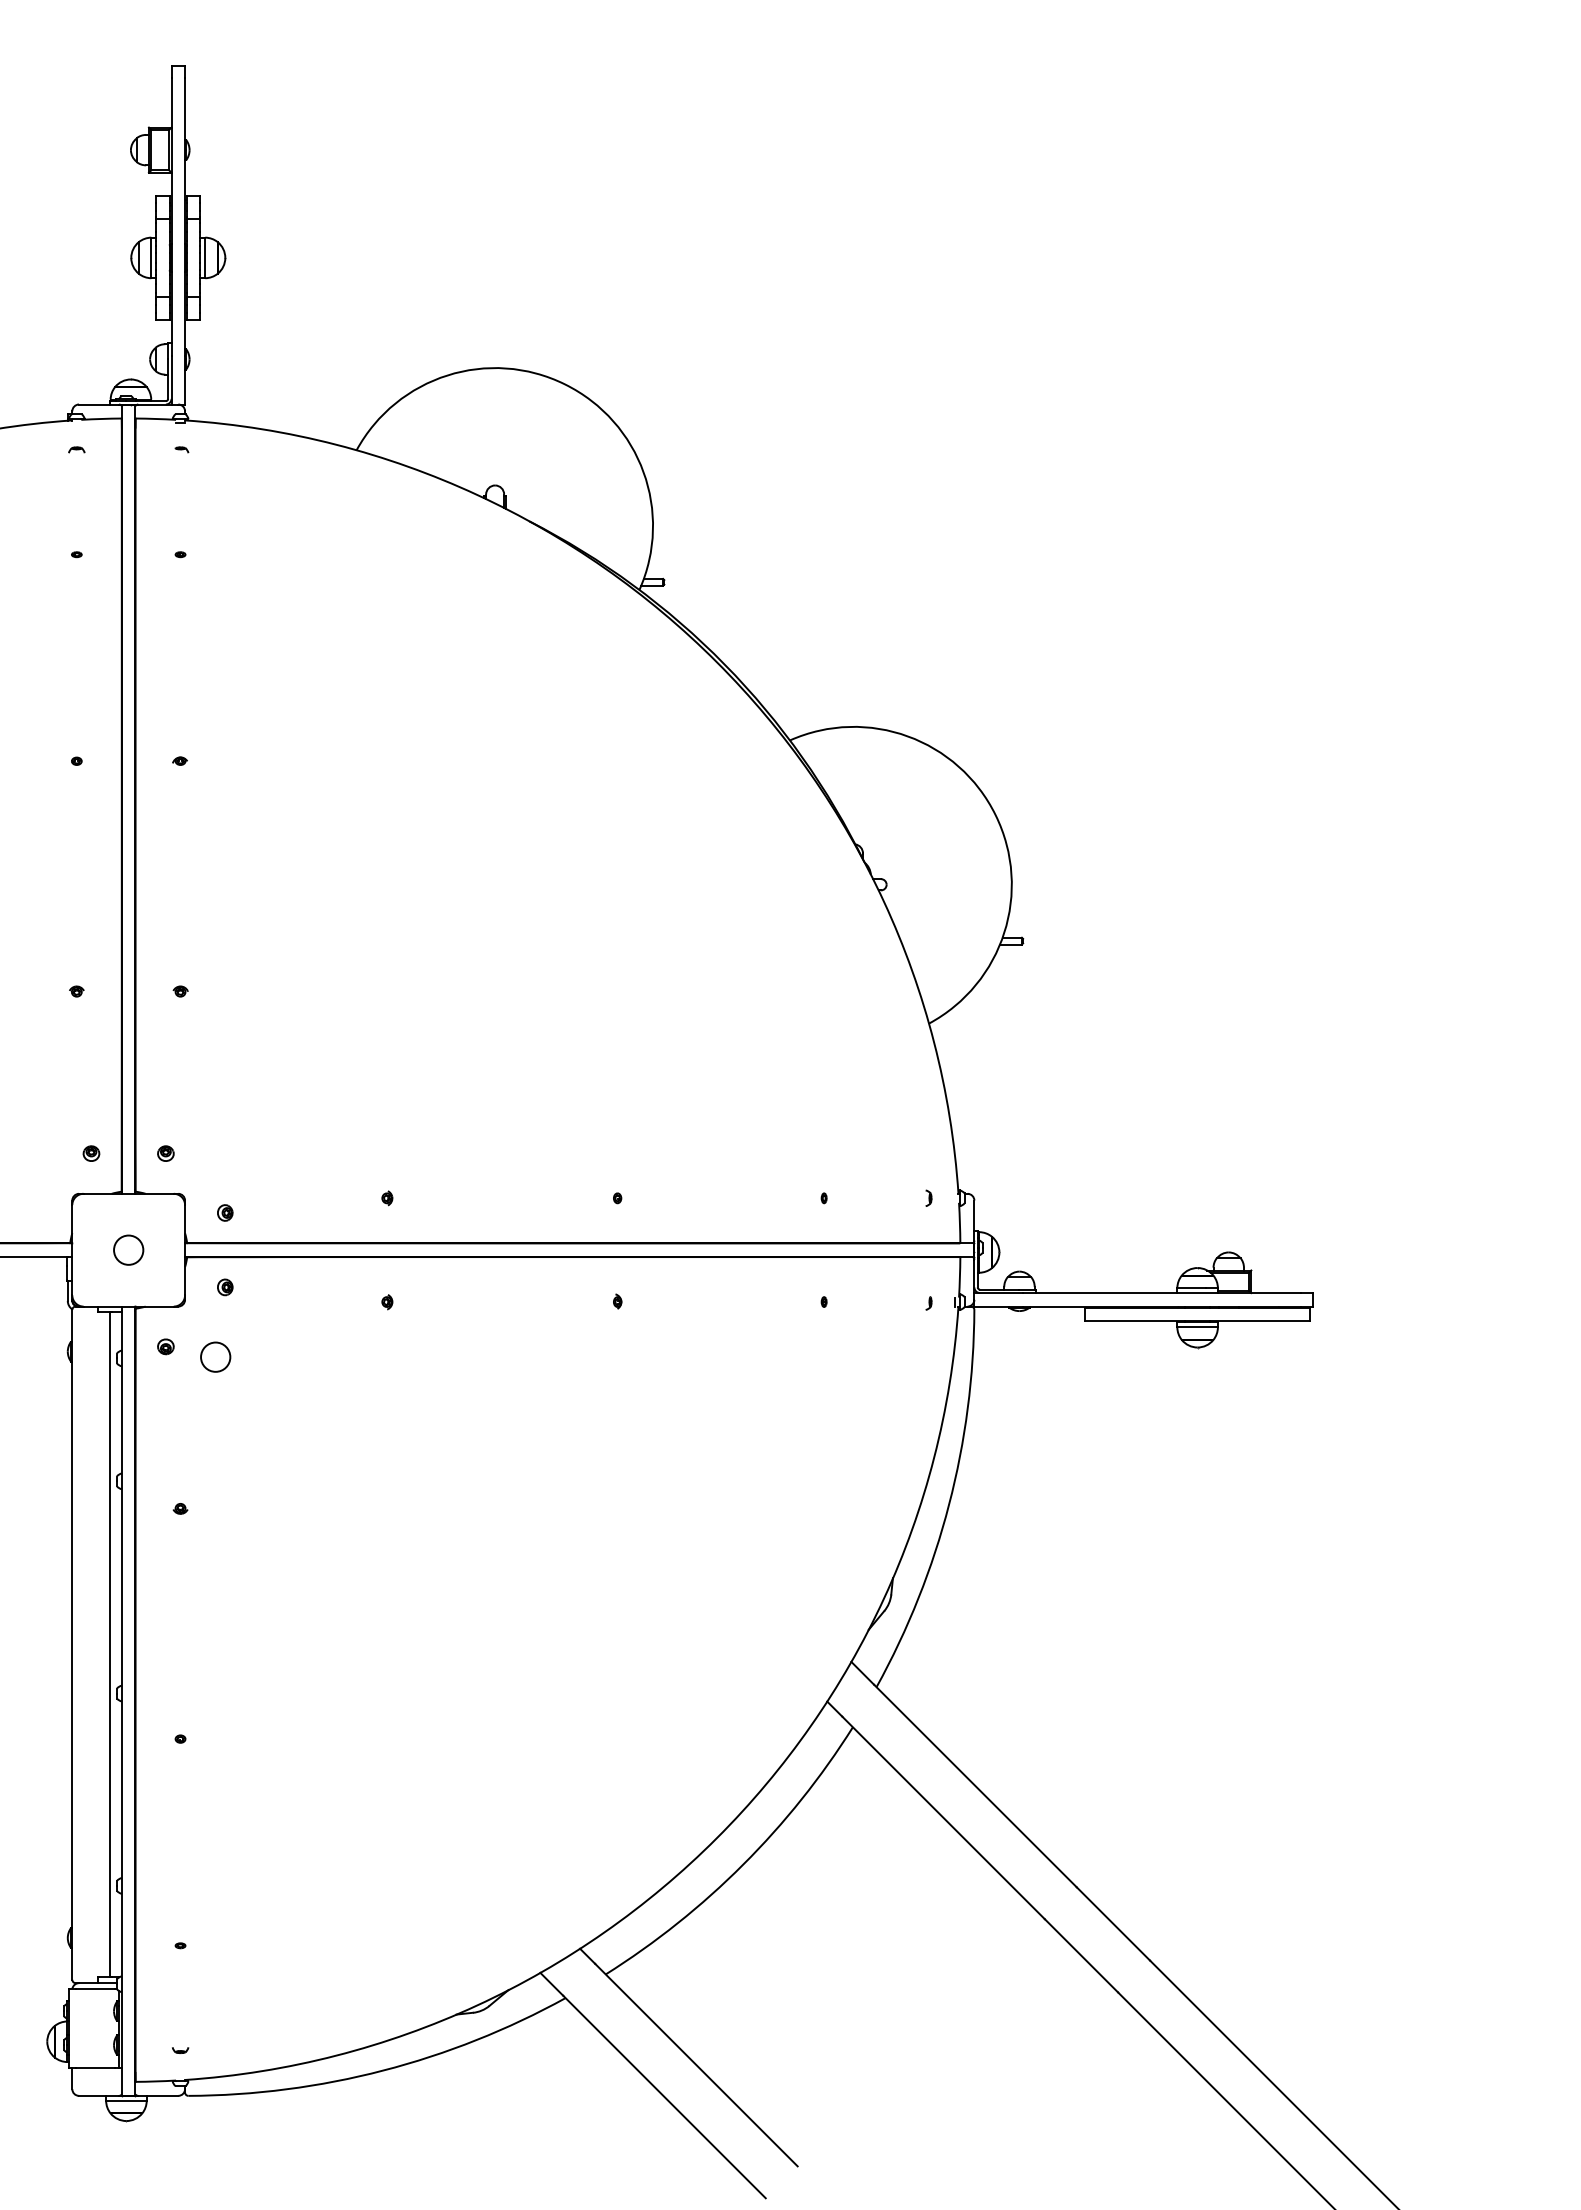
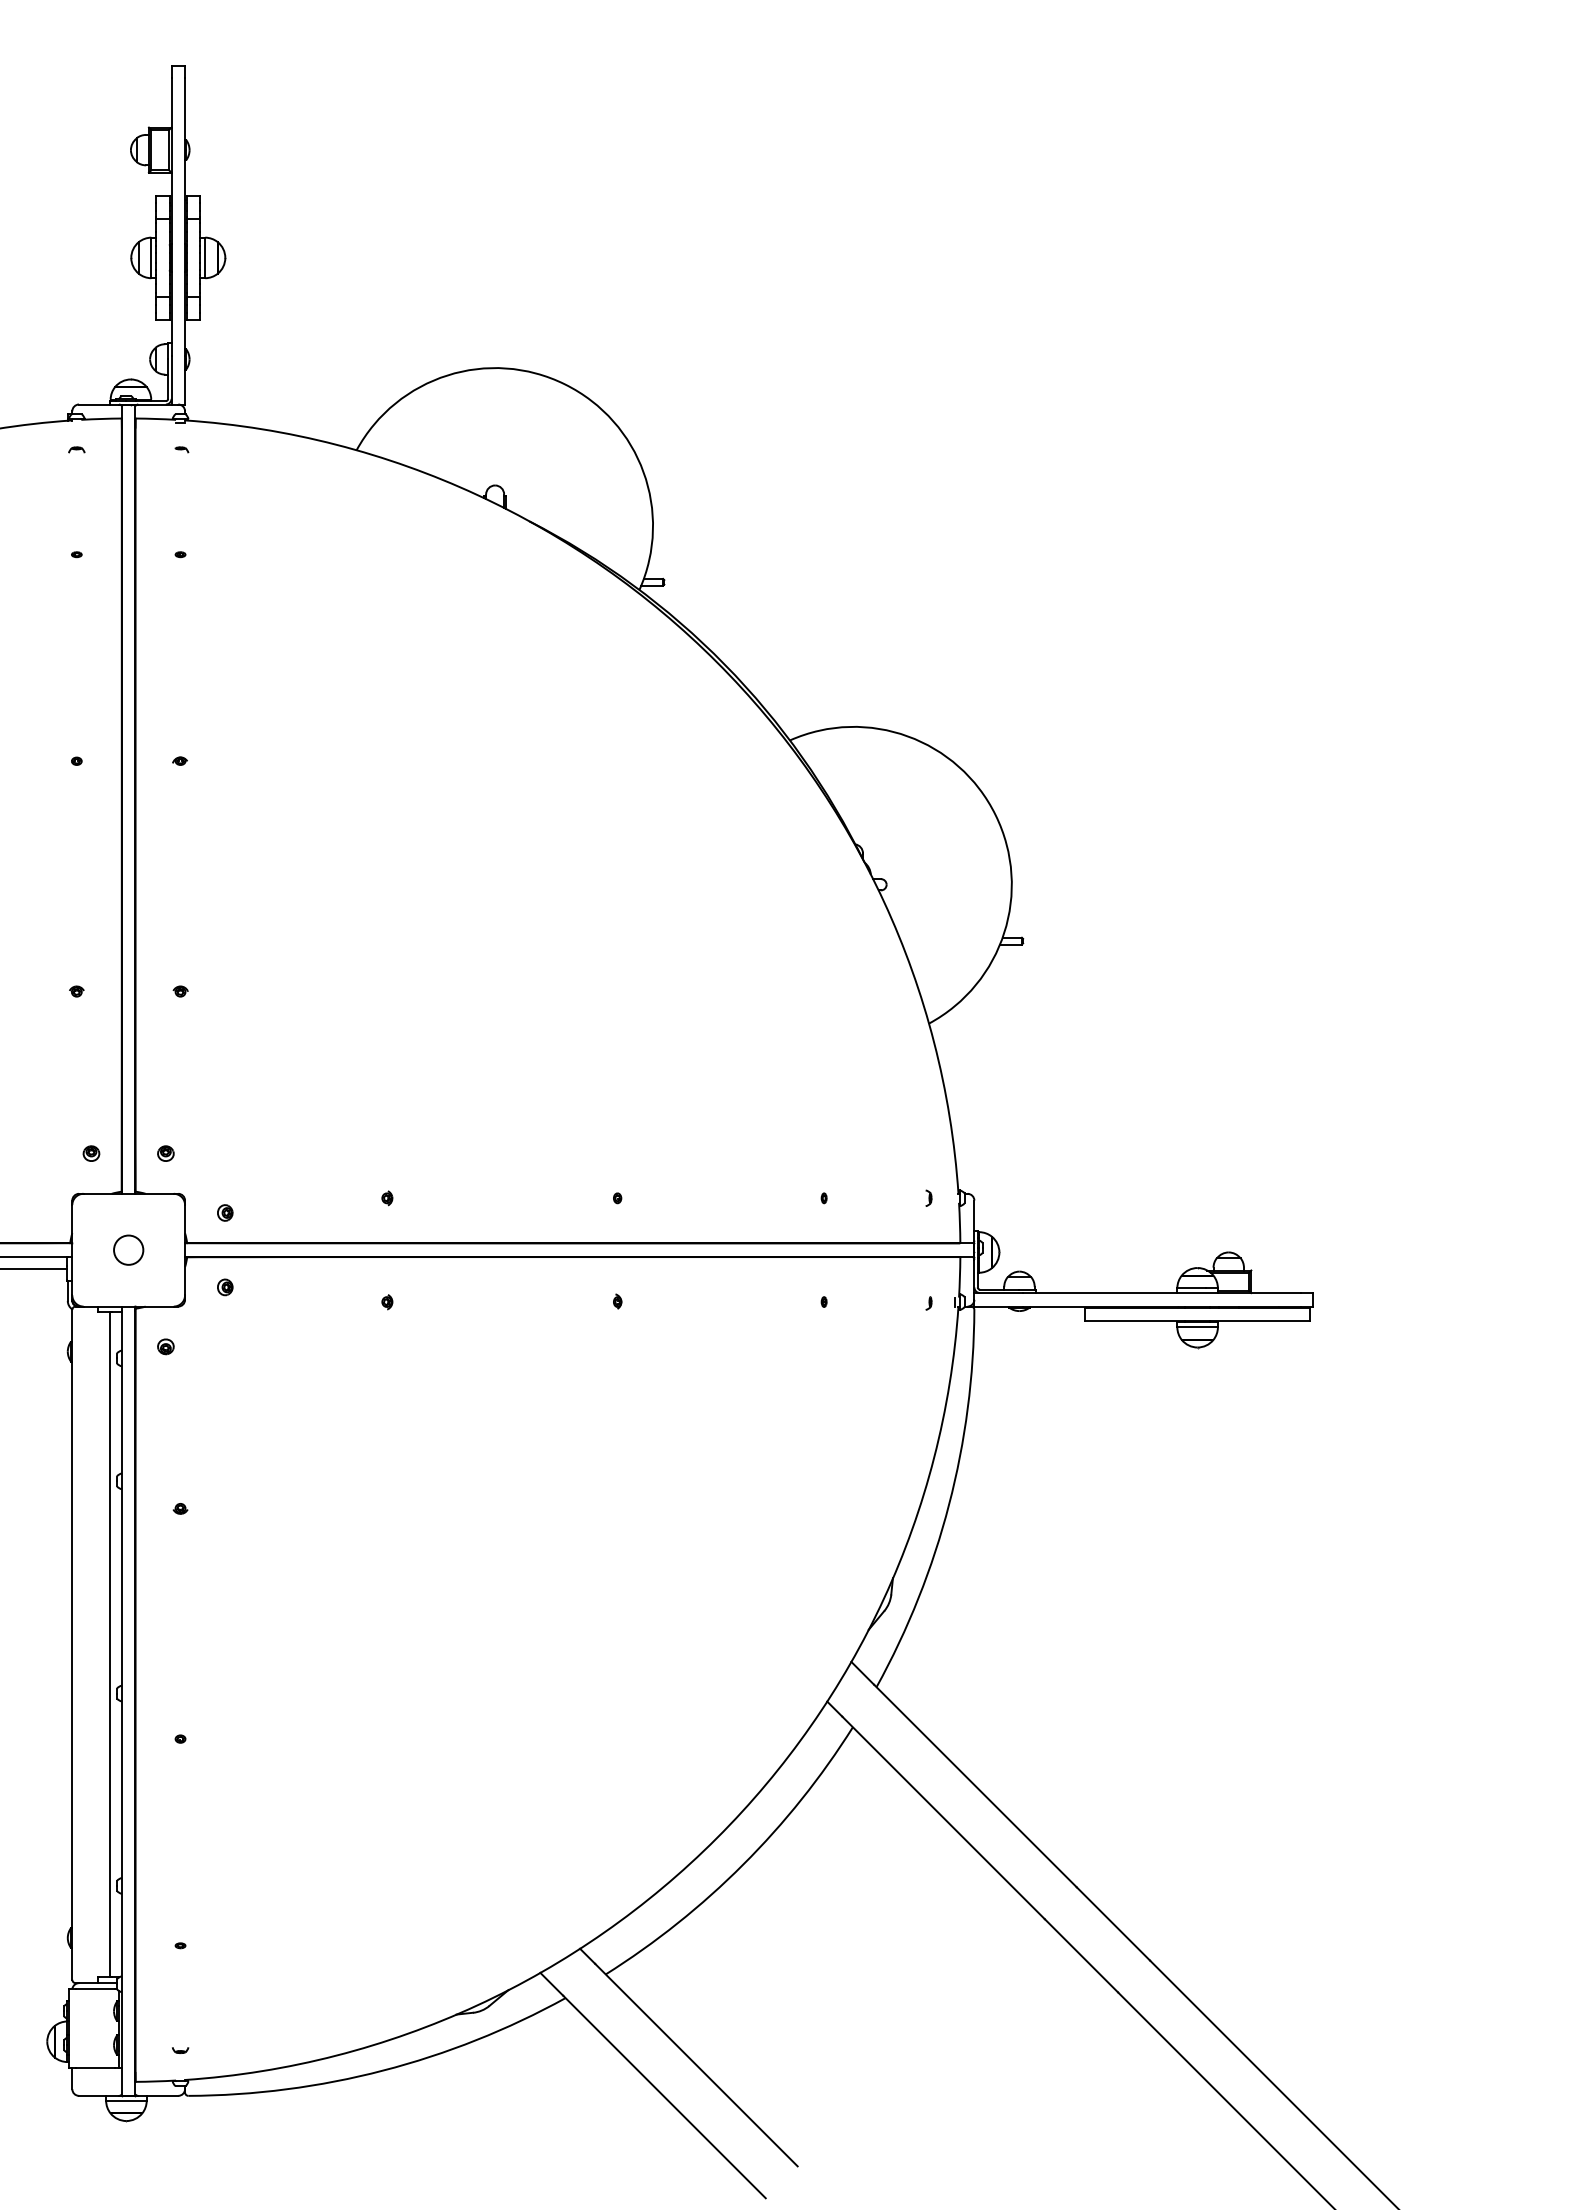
line: none -> present (34, 1269)
circle: present -> none (215, 1356)
